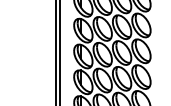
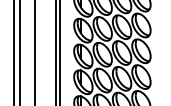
line: none -> present (13, 52)
line: none -> present (20, 52)
line: none -> present (34, 52)
